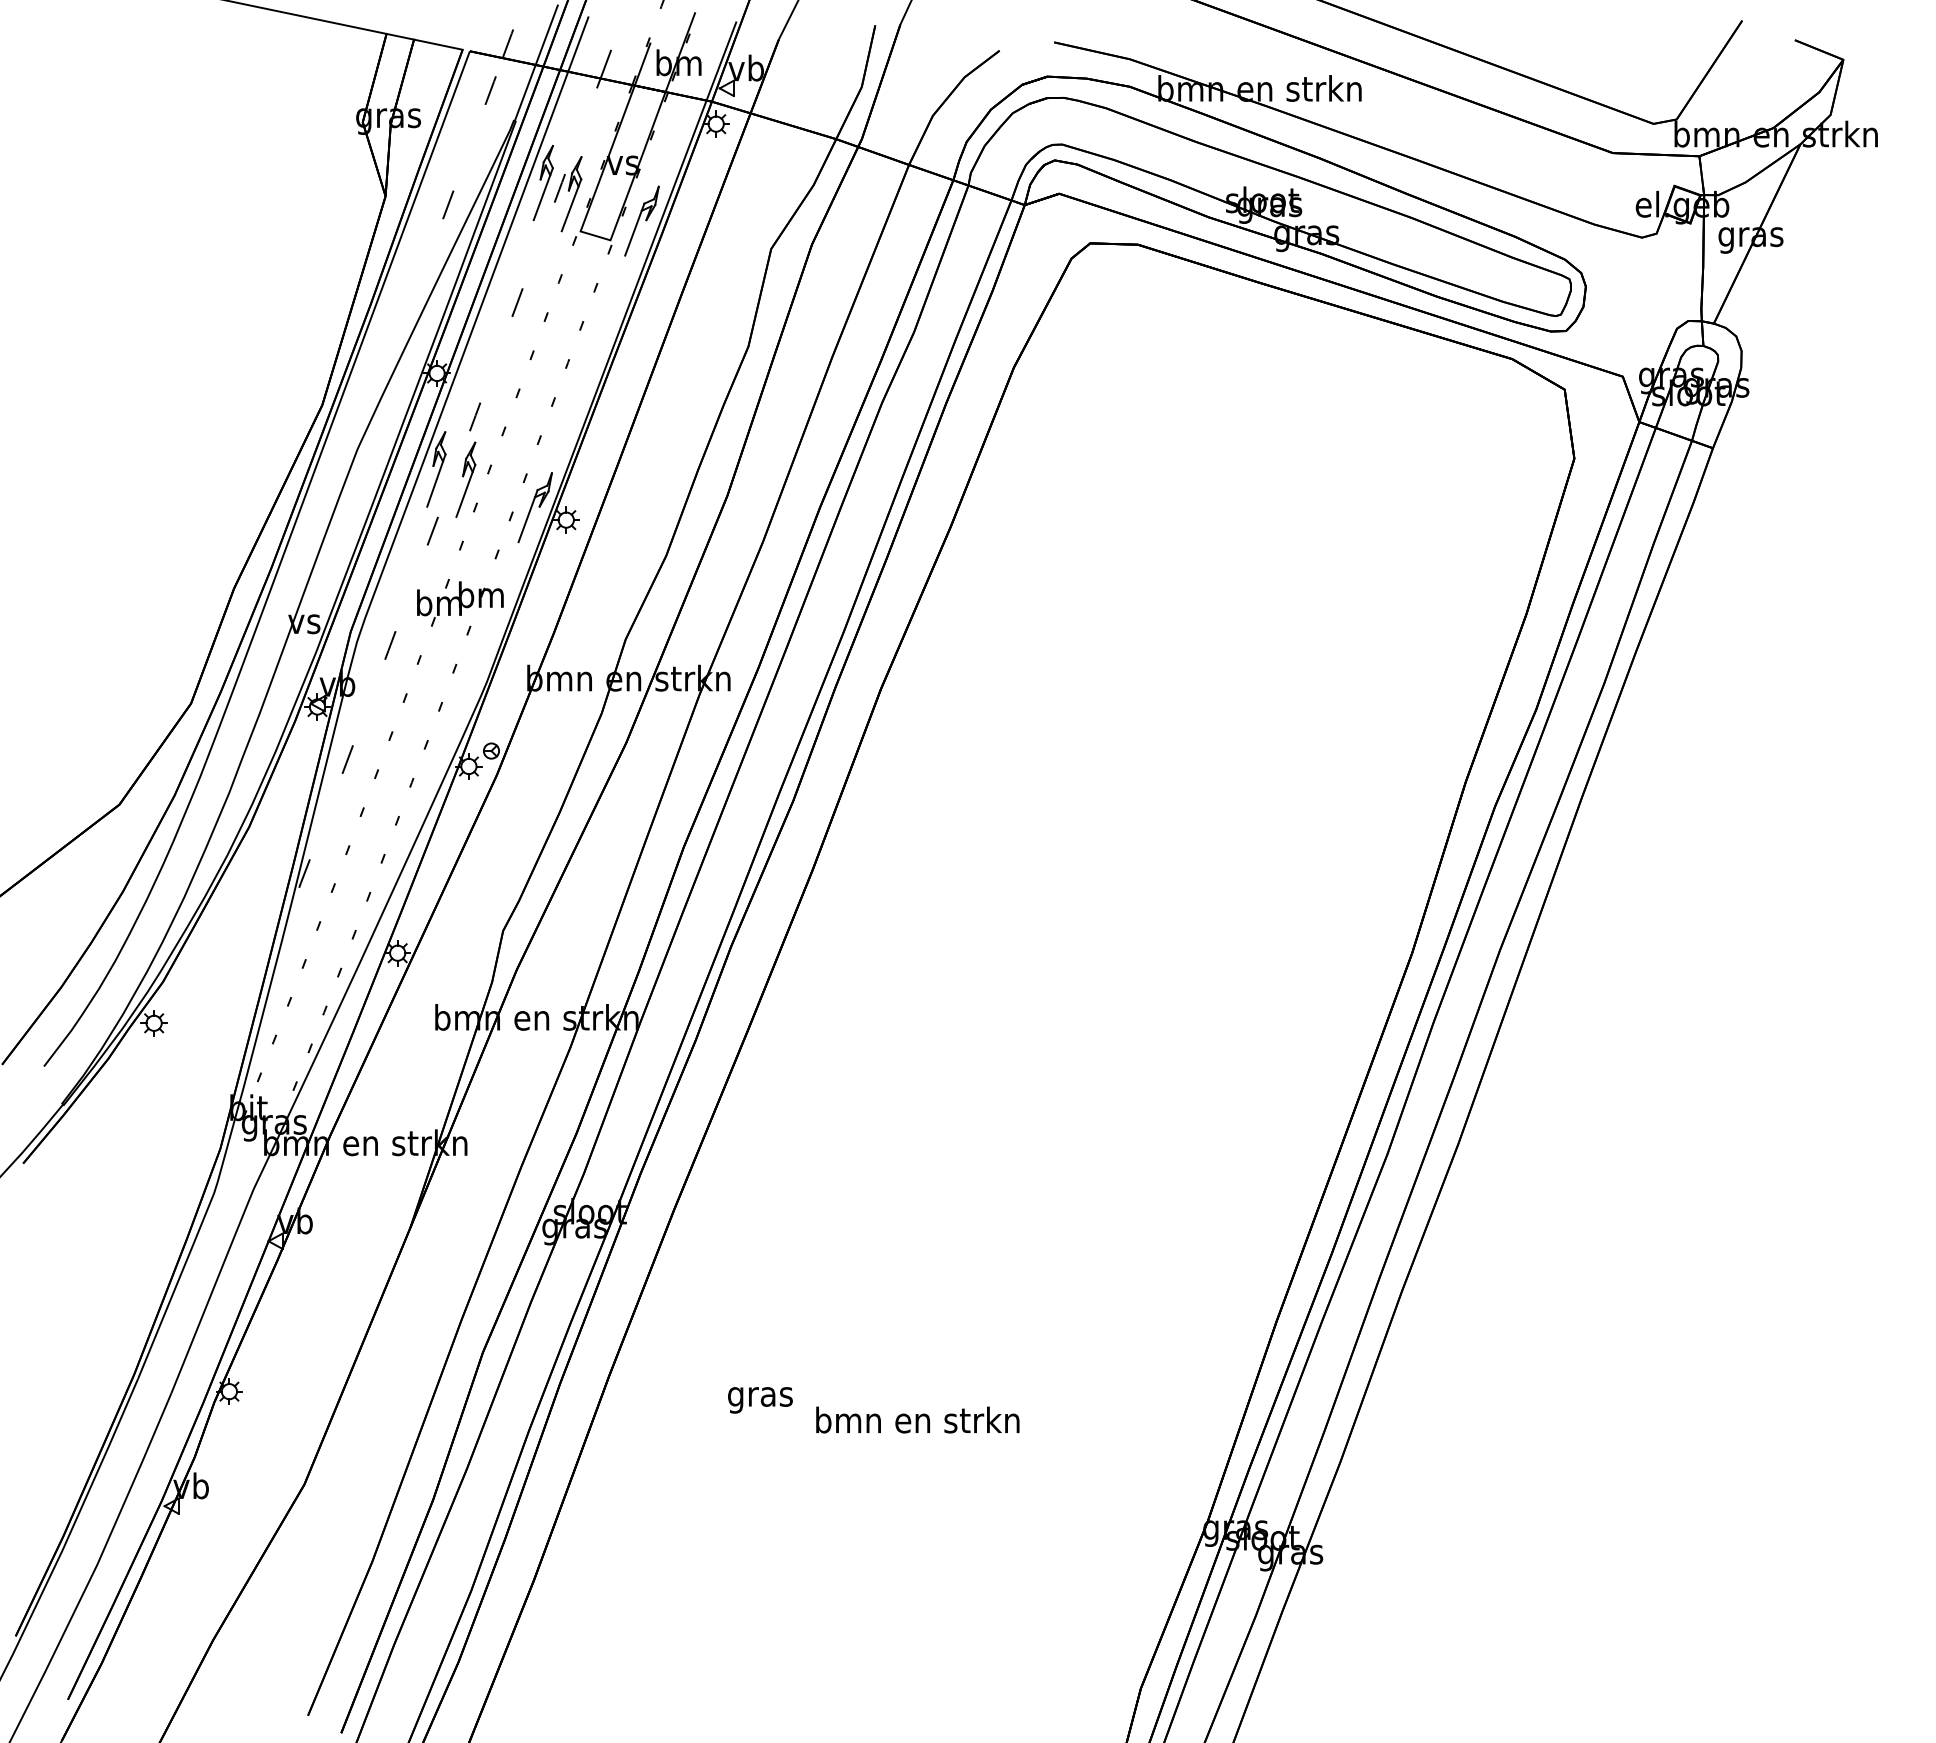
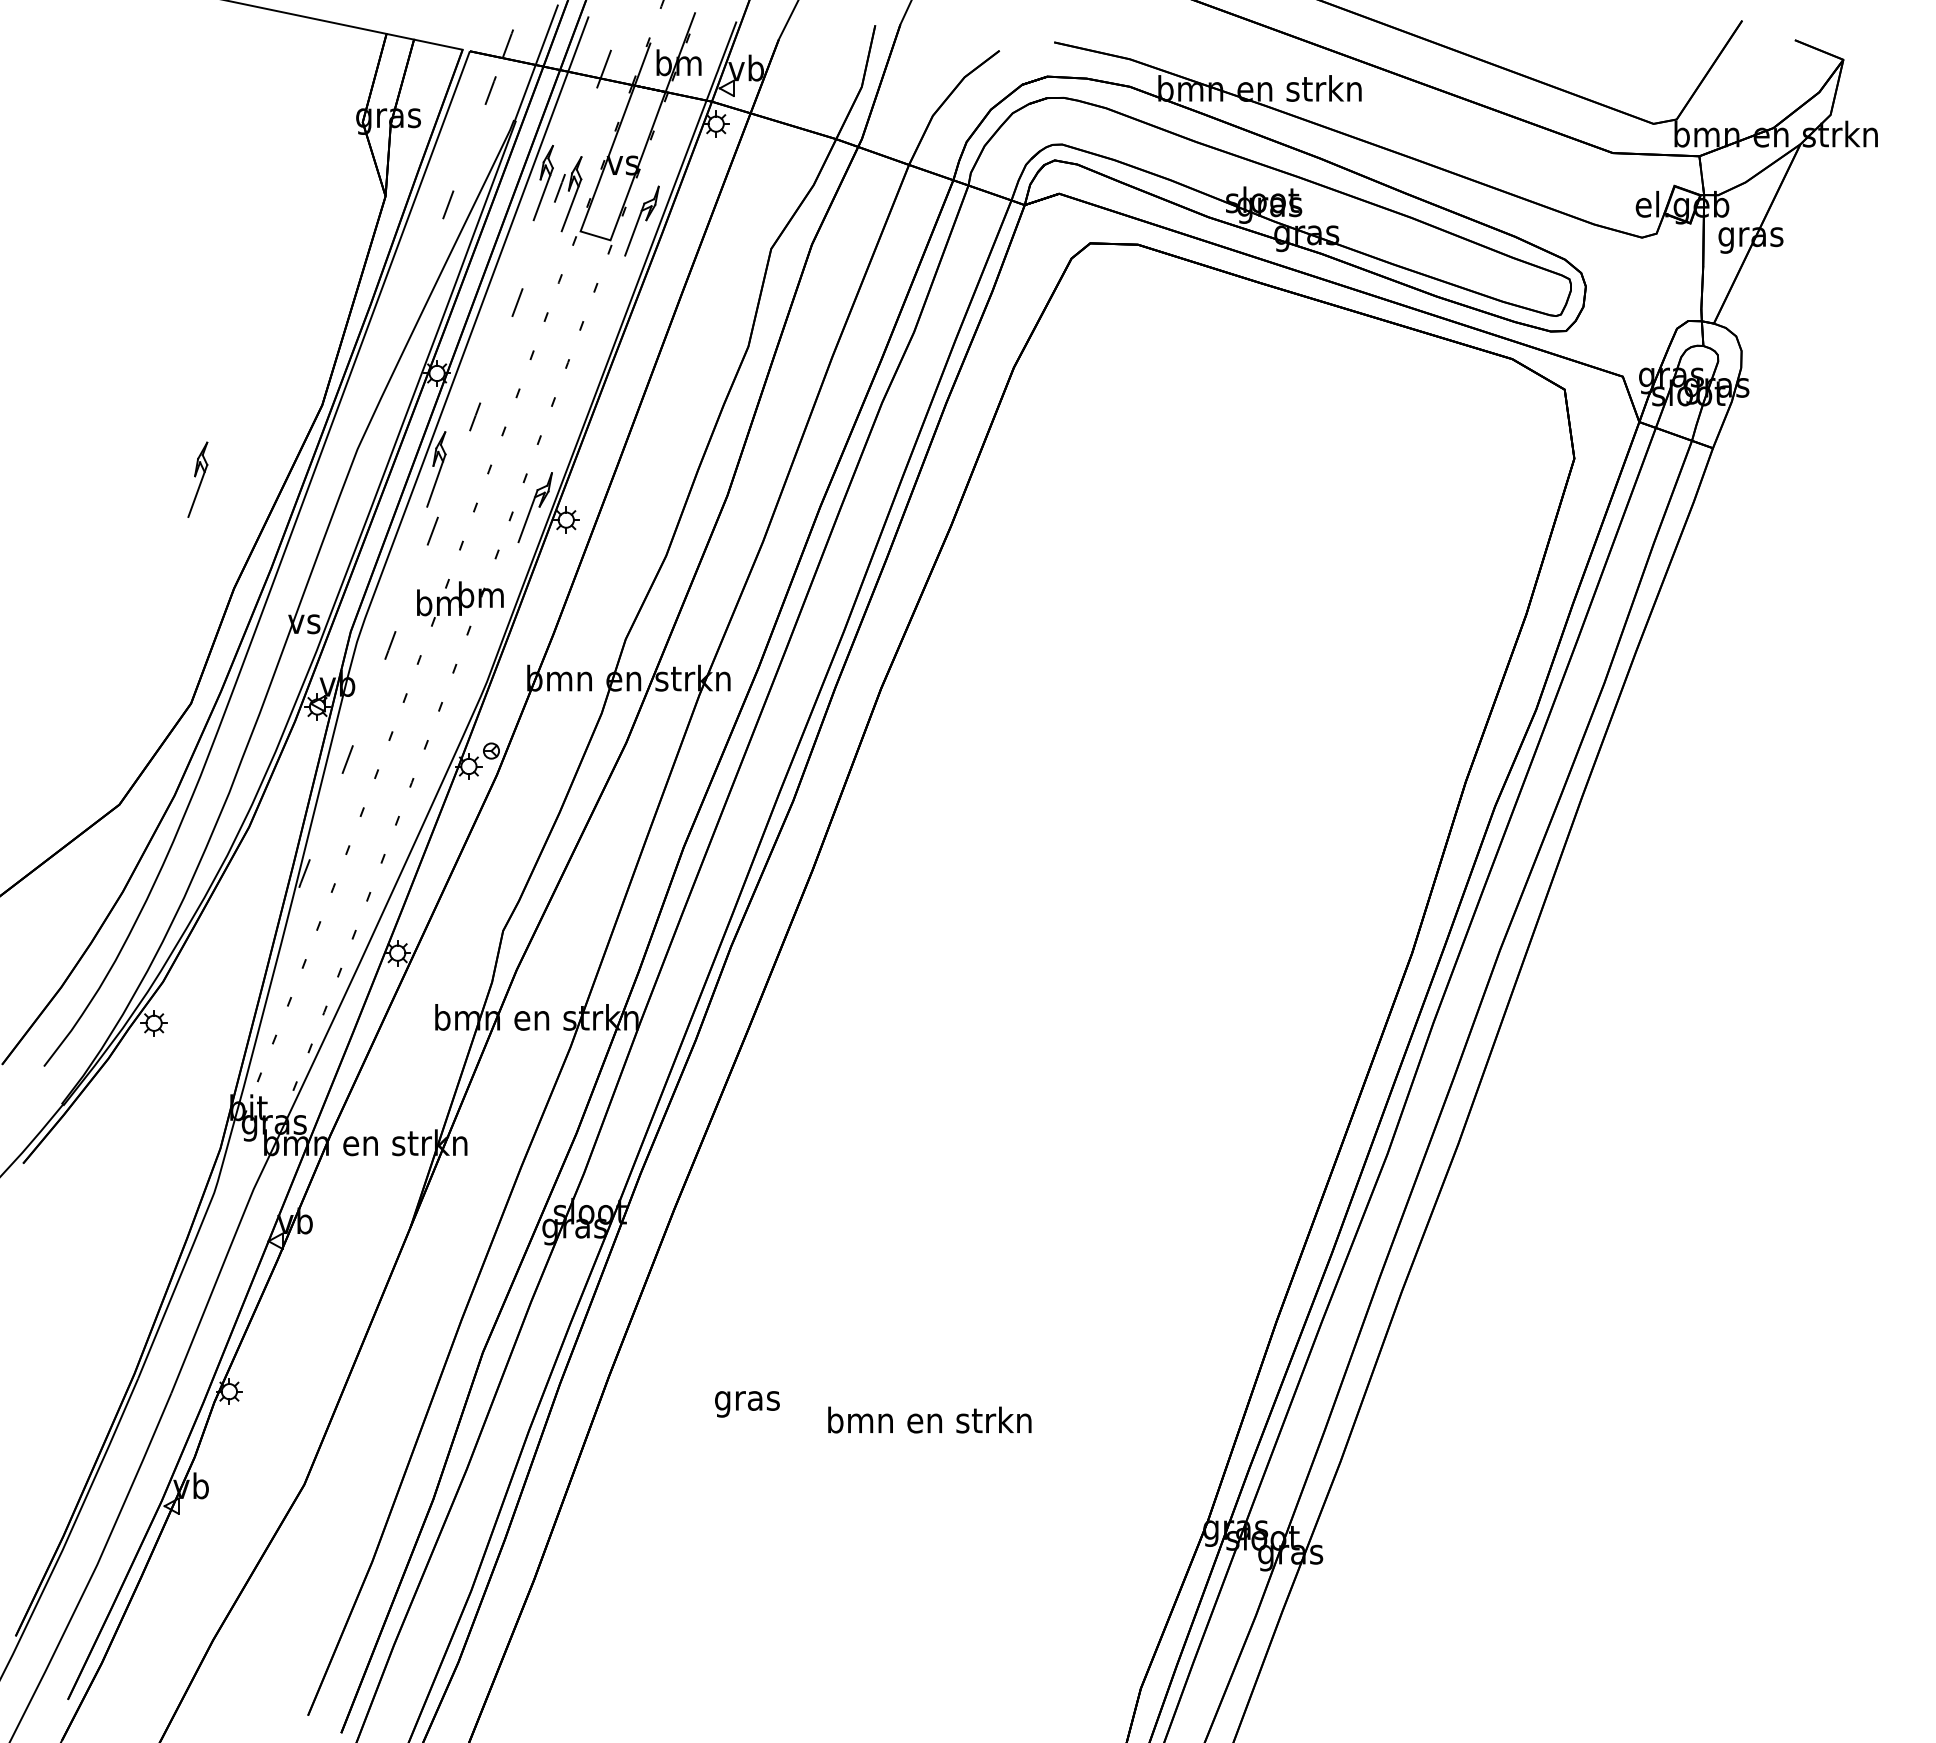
part position: (465, 479) -> (197, 479) (197, 479)
text position: (760, 1400) -> (747, 1404) (747, 1404)
text position: (917, 1419) -> (929, 1419) (929, 1419)
